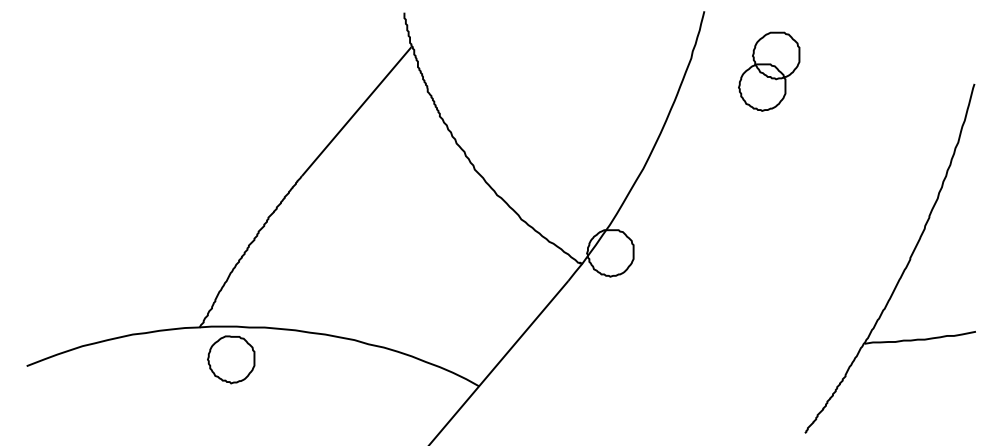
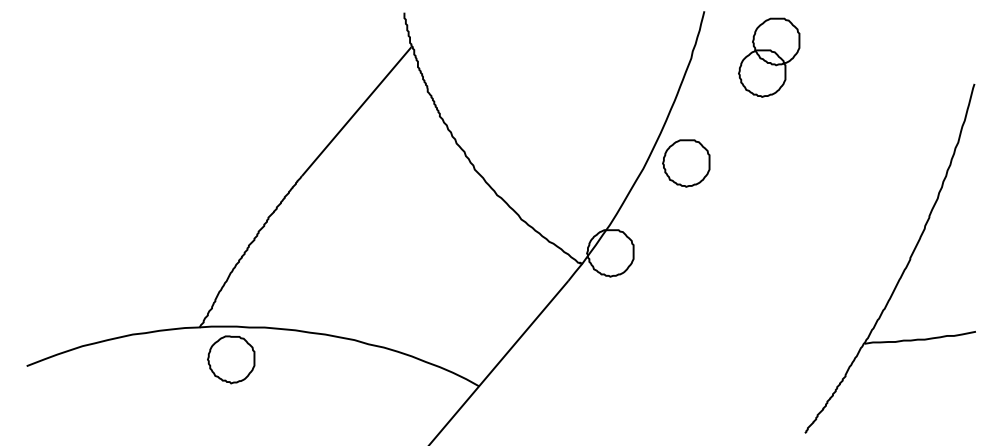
part position: (769, 71) -> (769, 57) (769, 57)
part: none -> present (686, 163)
